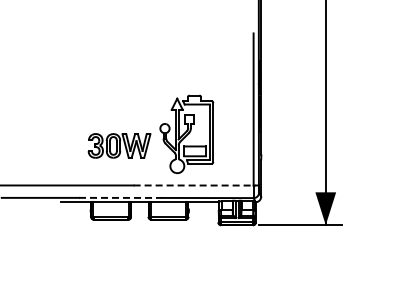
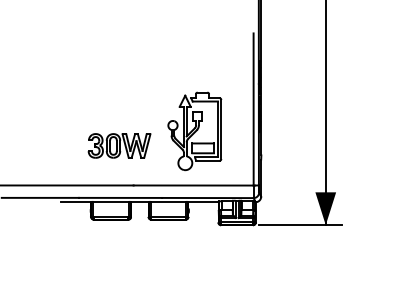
part position: (186, 134) -> (194, 131) (194, 131)
line: dashed -> solid (194, 185)
line: dashed -> solid (120, 197)
